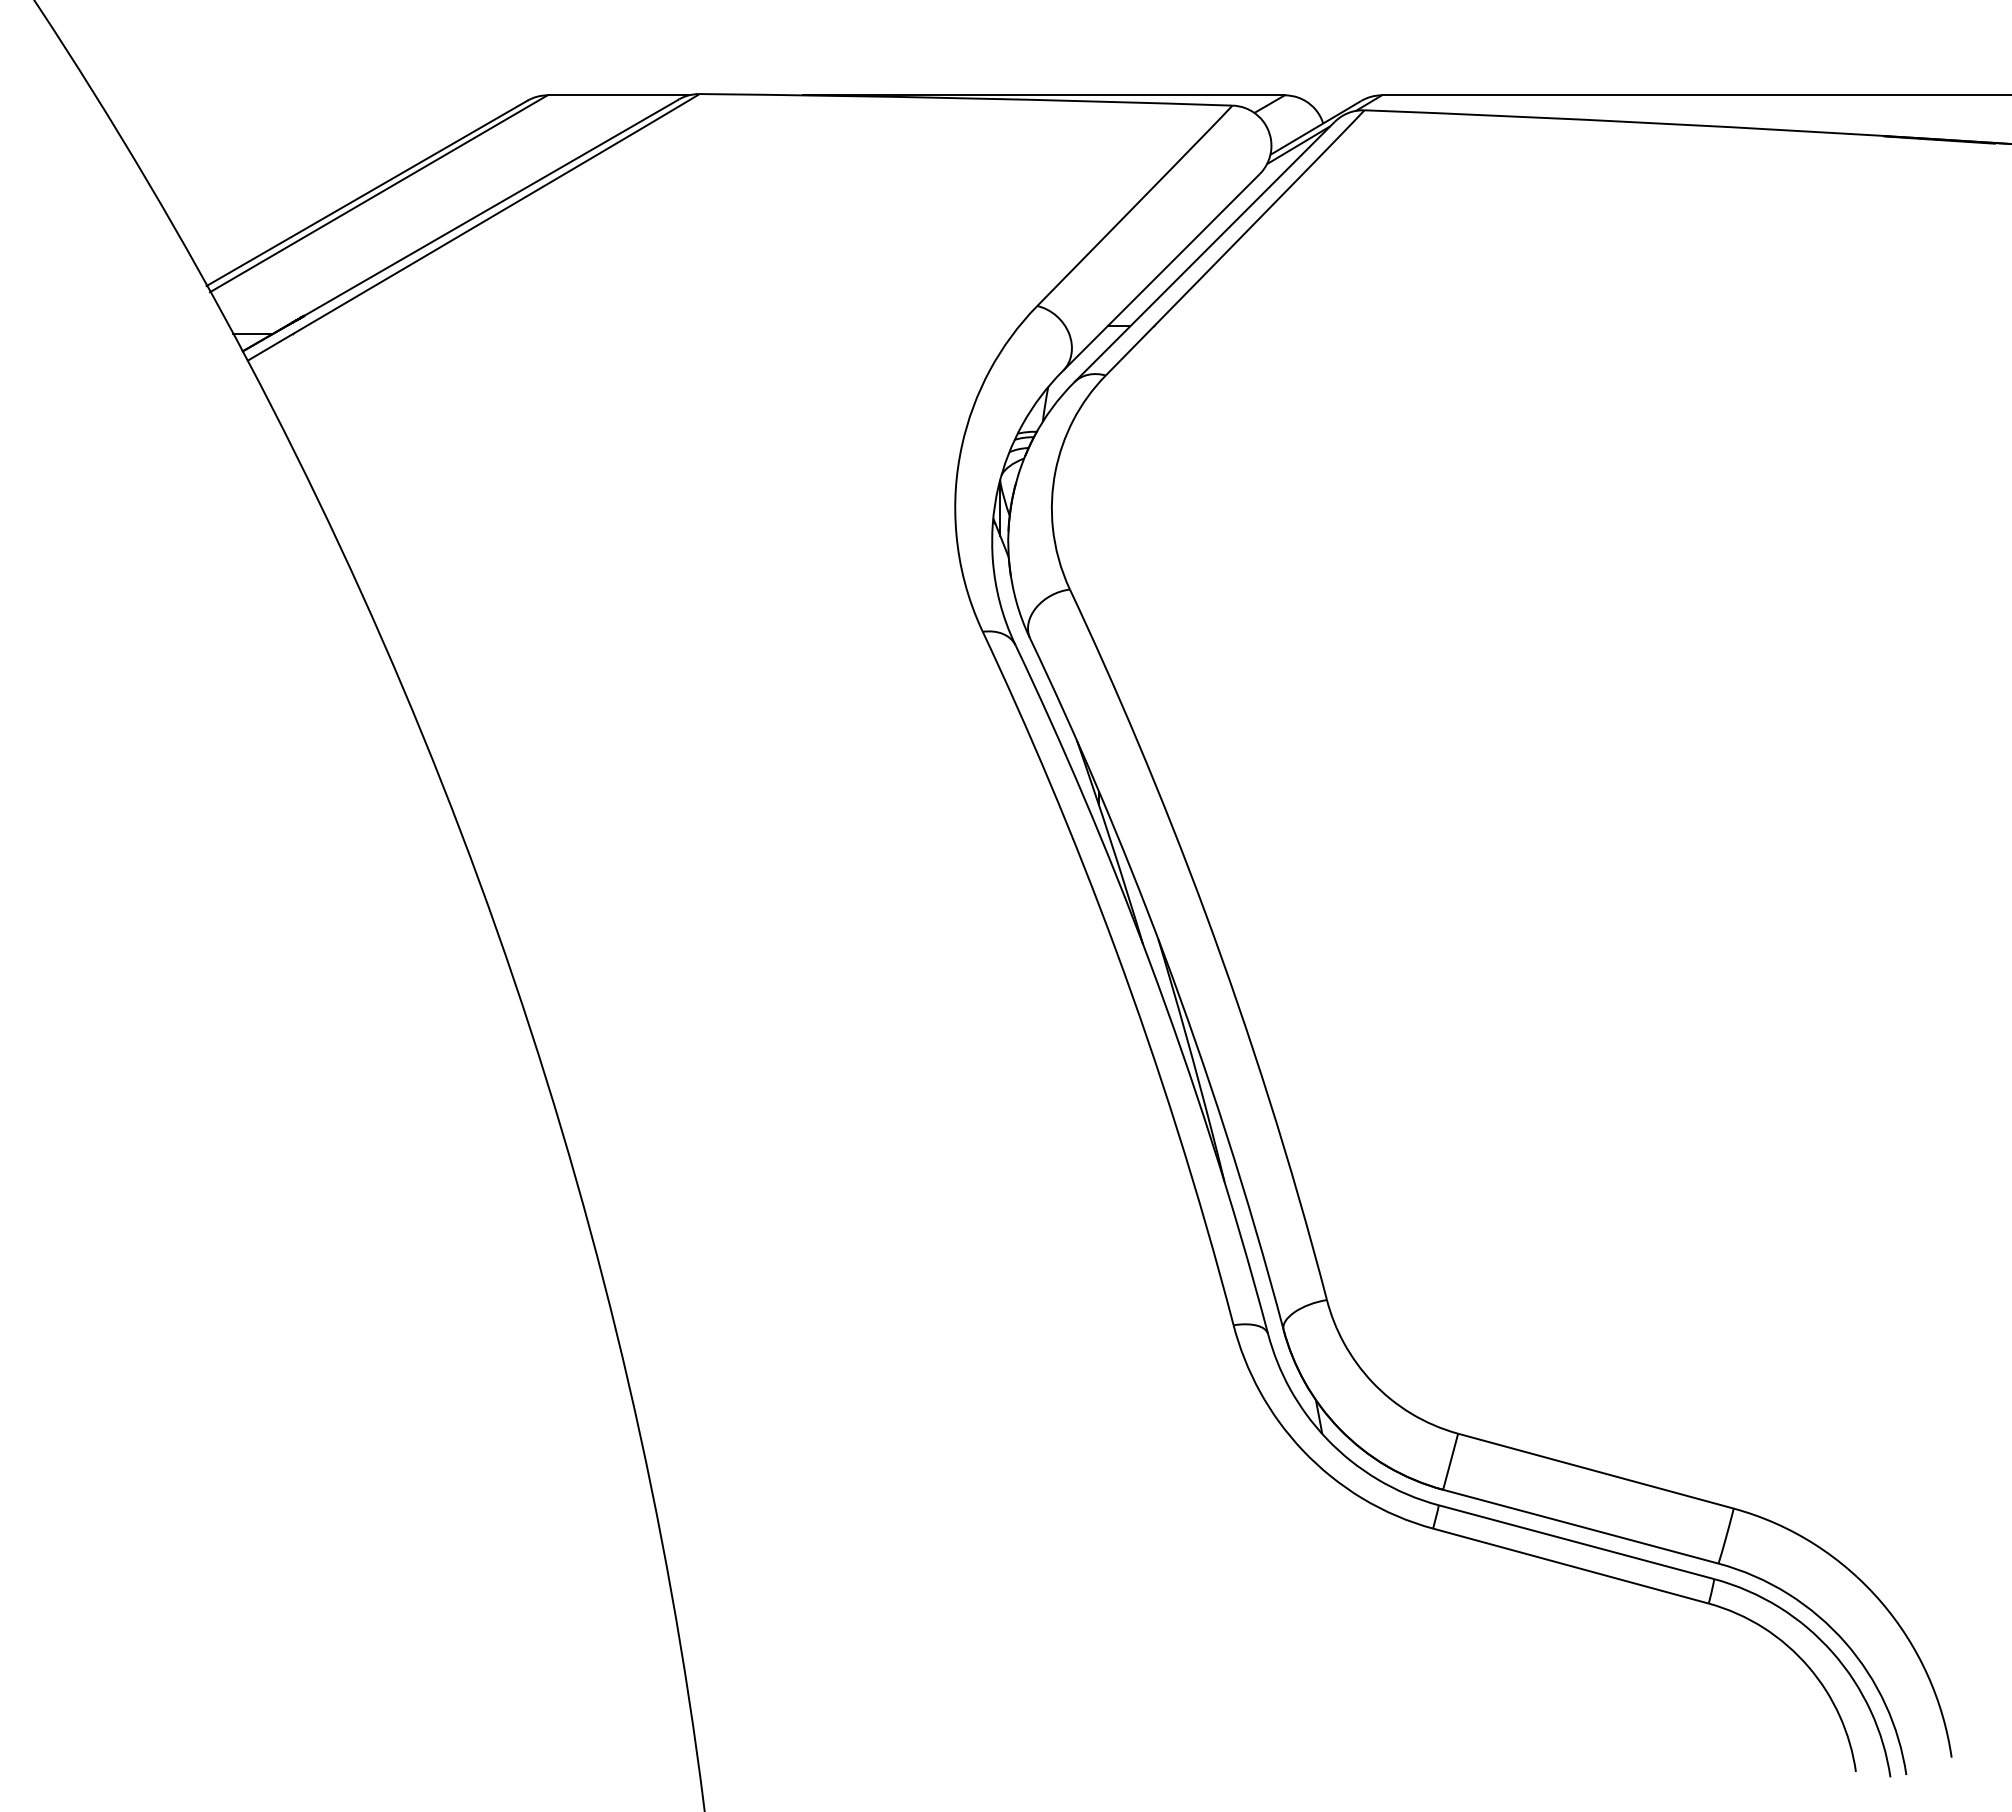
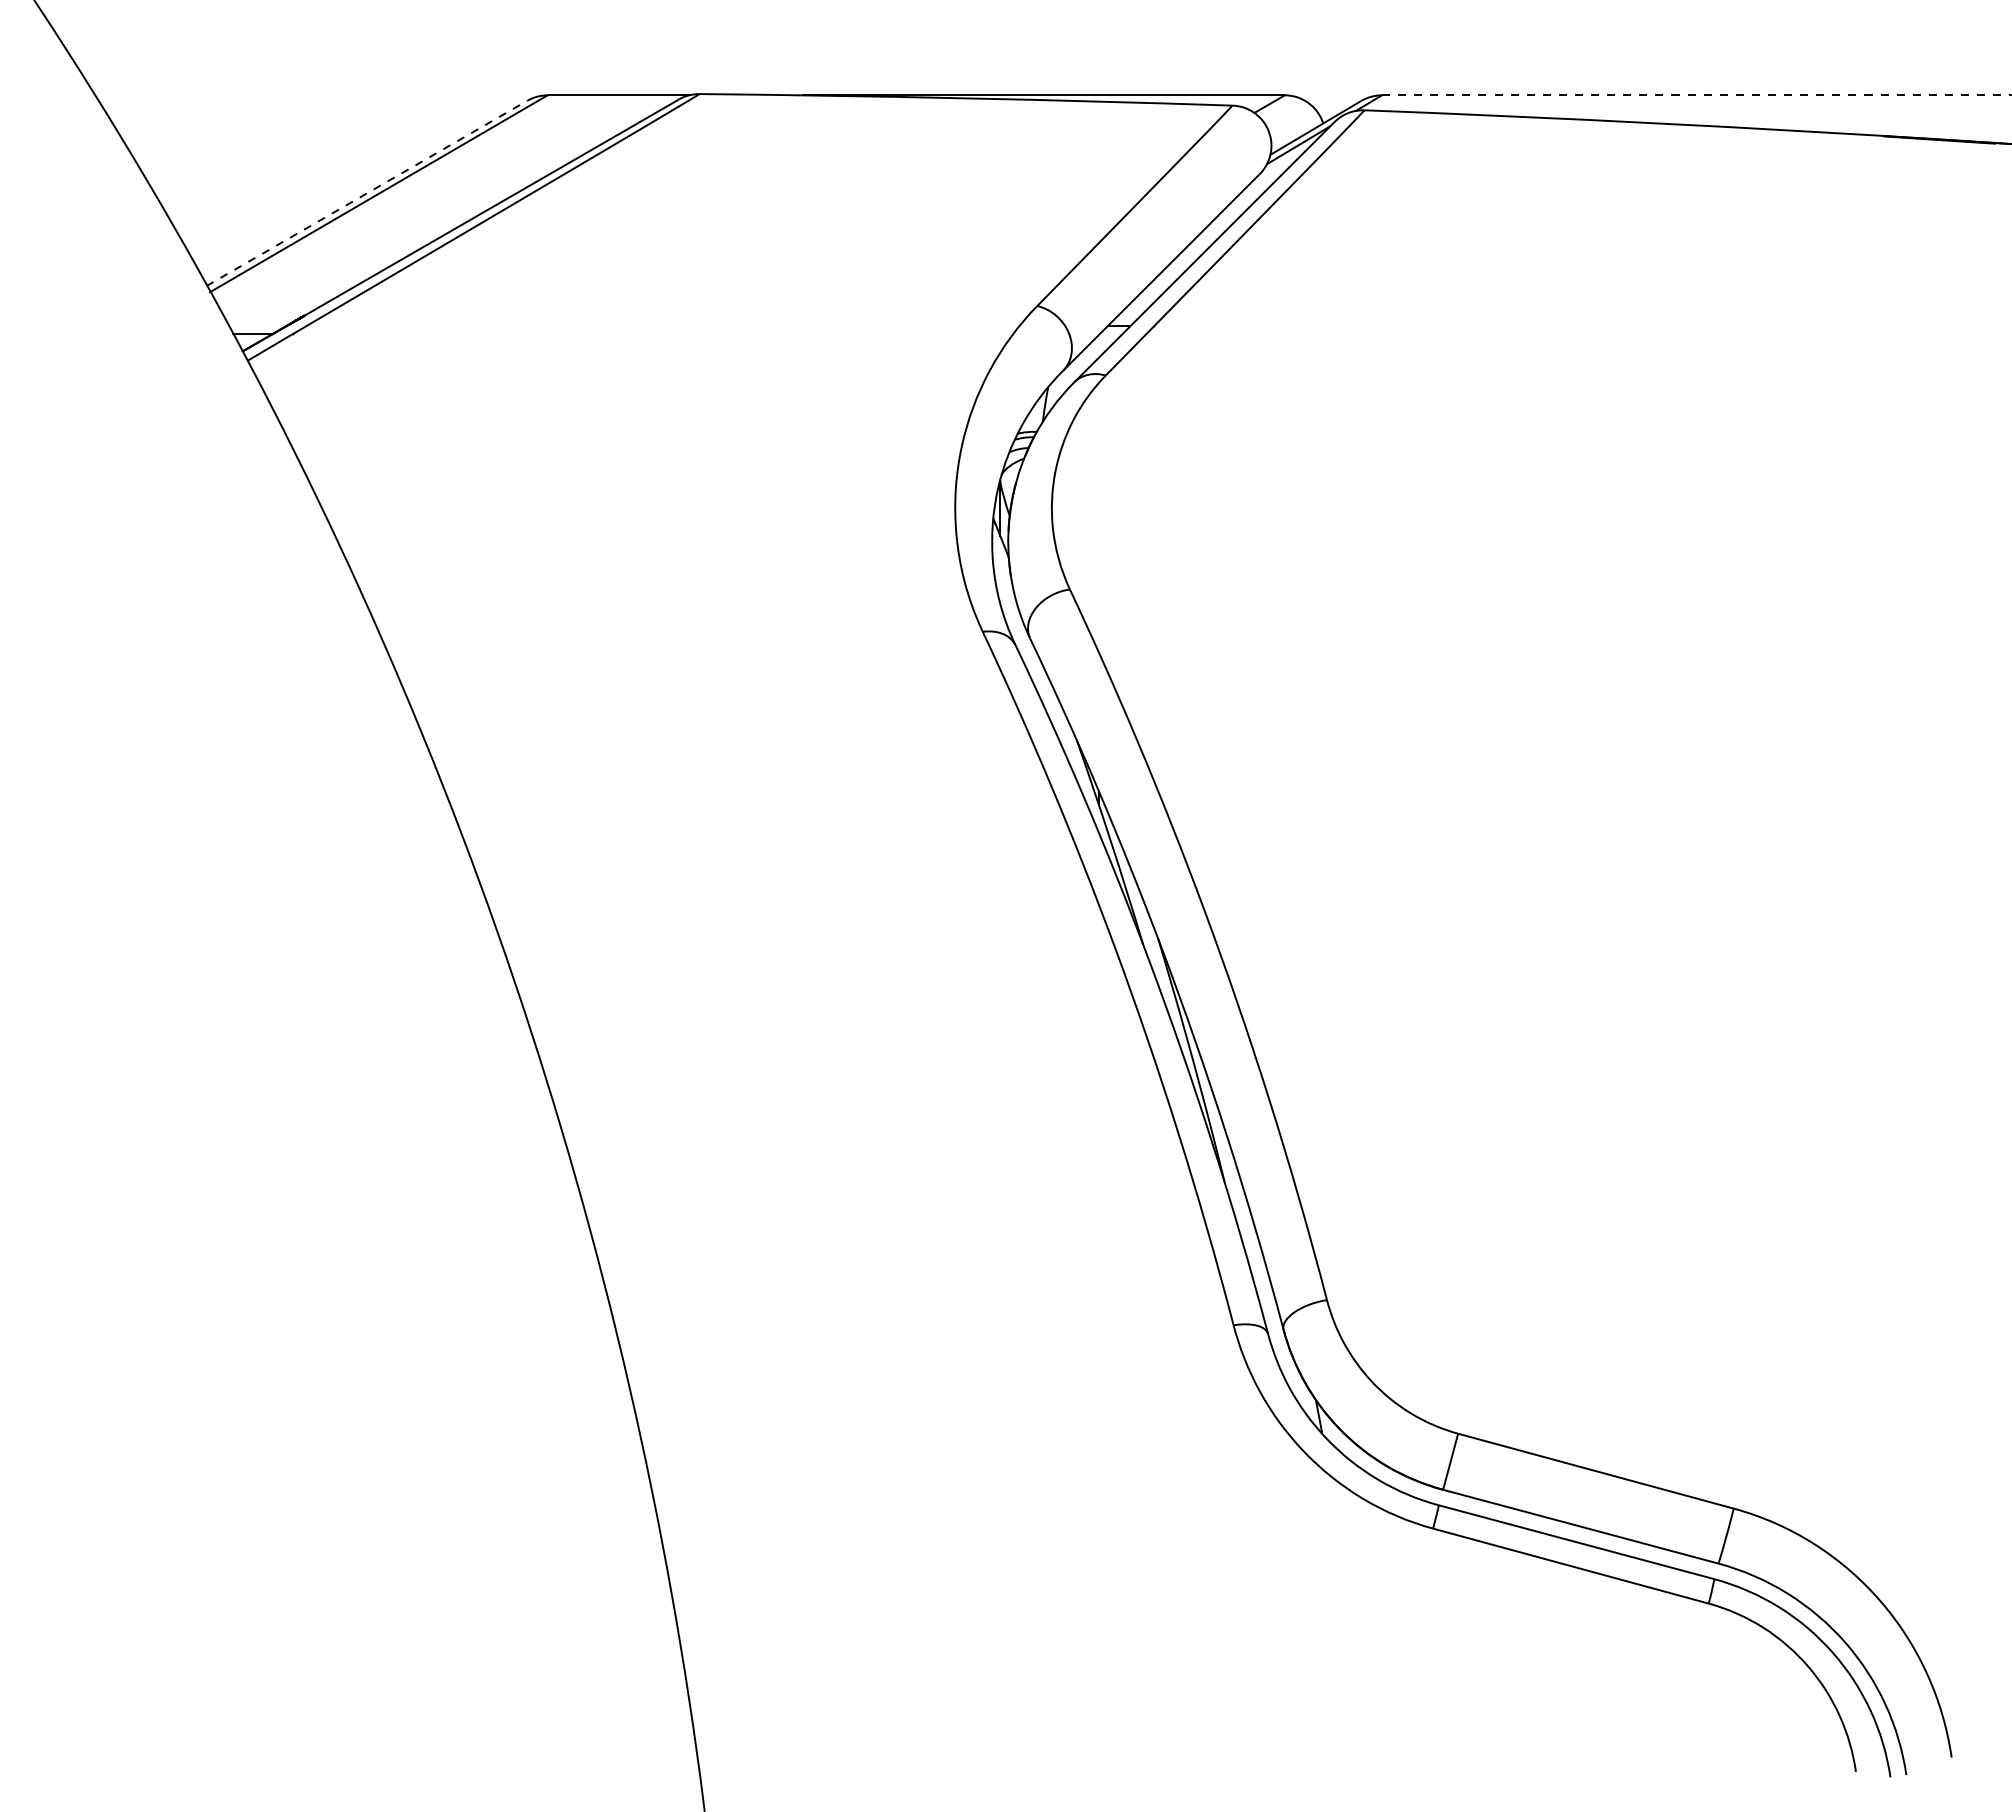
line: solid -> dashed (1696, 95)
line: solid -> dashed (367, 193)
